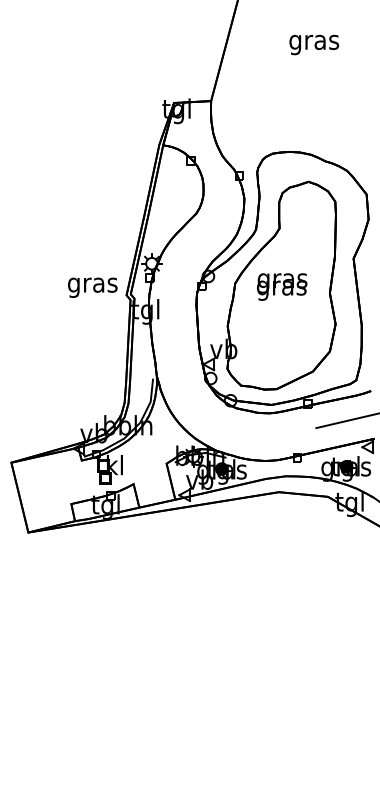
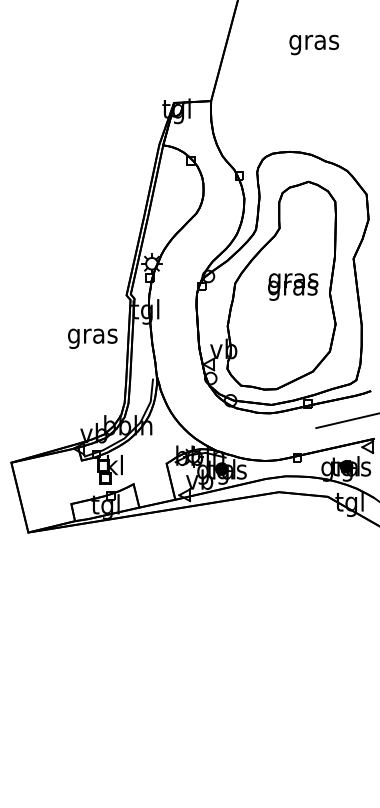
text position: (282, 286) -> (293, 286) (293, 286)
text position: (92, 287) -> (92, 338) (92, 338)
